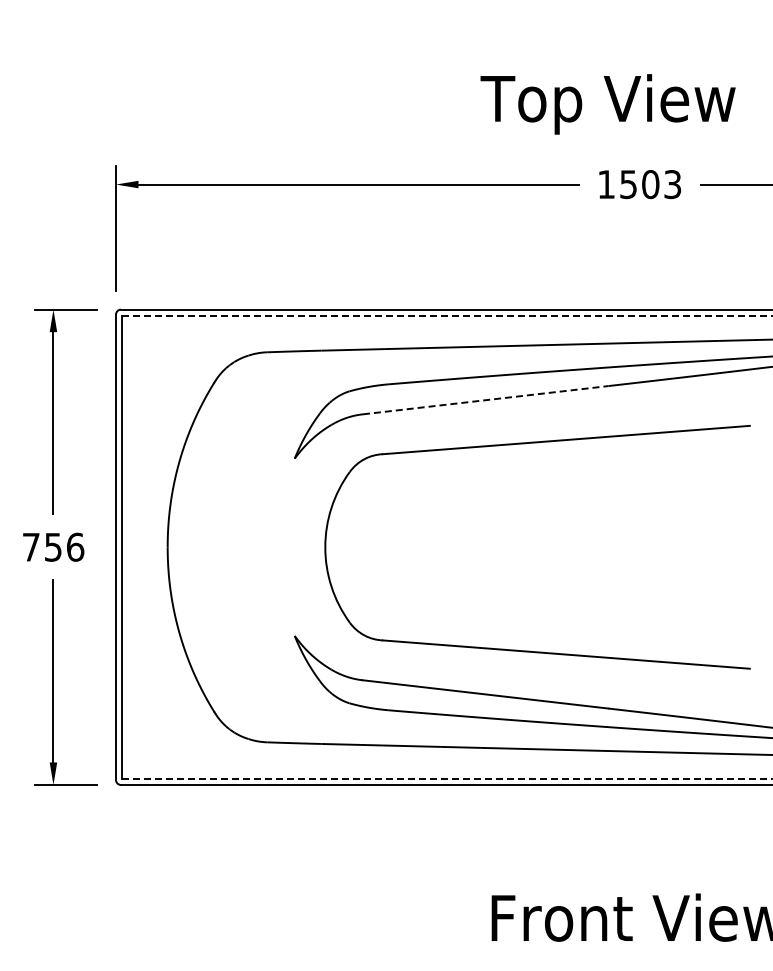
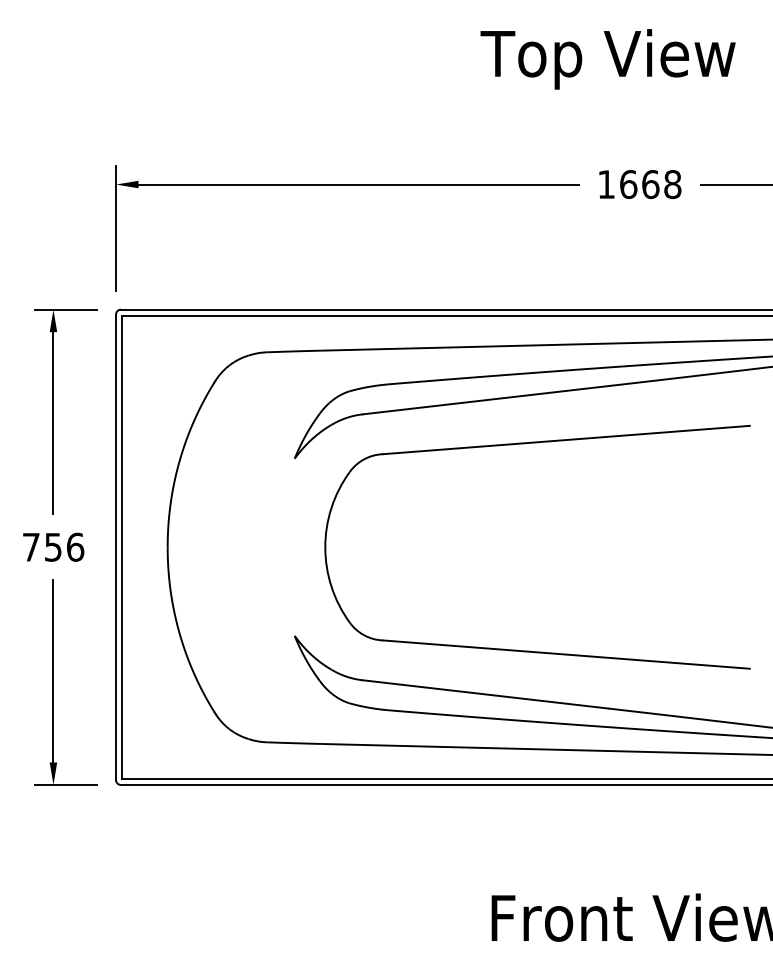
text position: (607, 104) -> (607, 59) (607, 59)
text: 1503 -> 1668 (650, 184)
line: dashed -> solid (447, 315)
line: dashed -> solid (485, 400)
line: dashed -> solid (447, 778)
